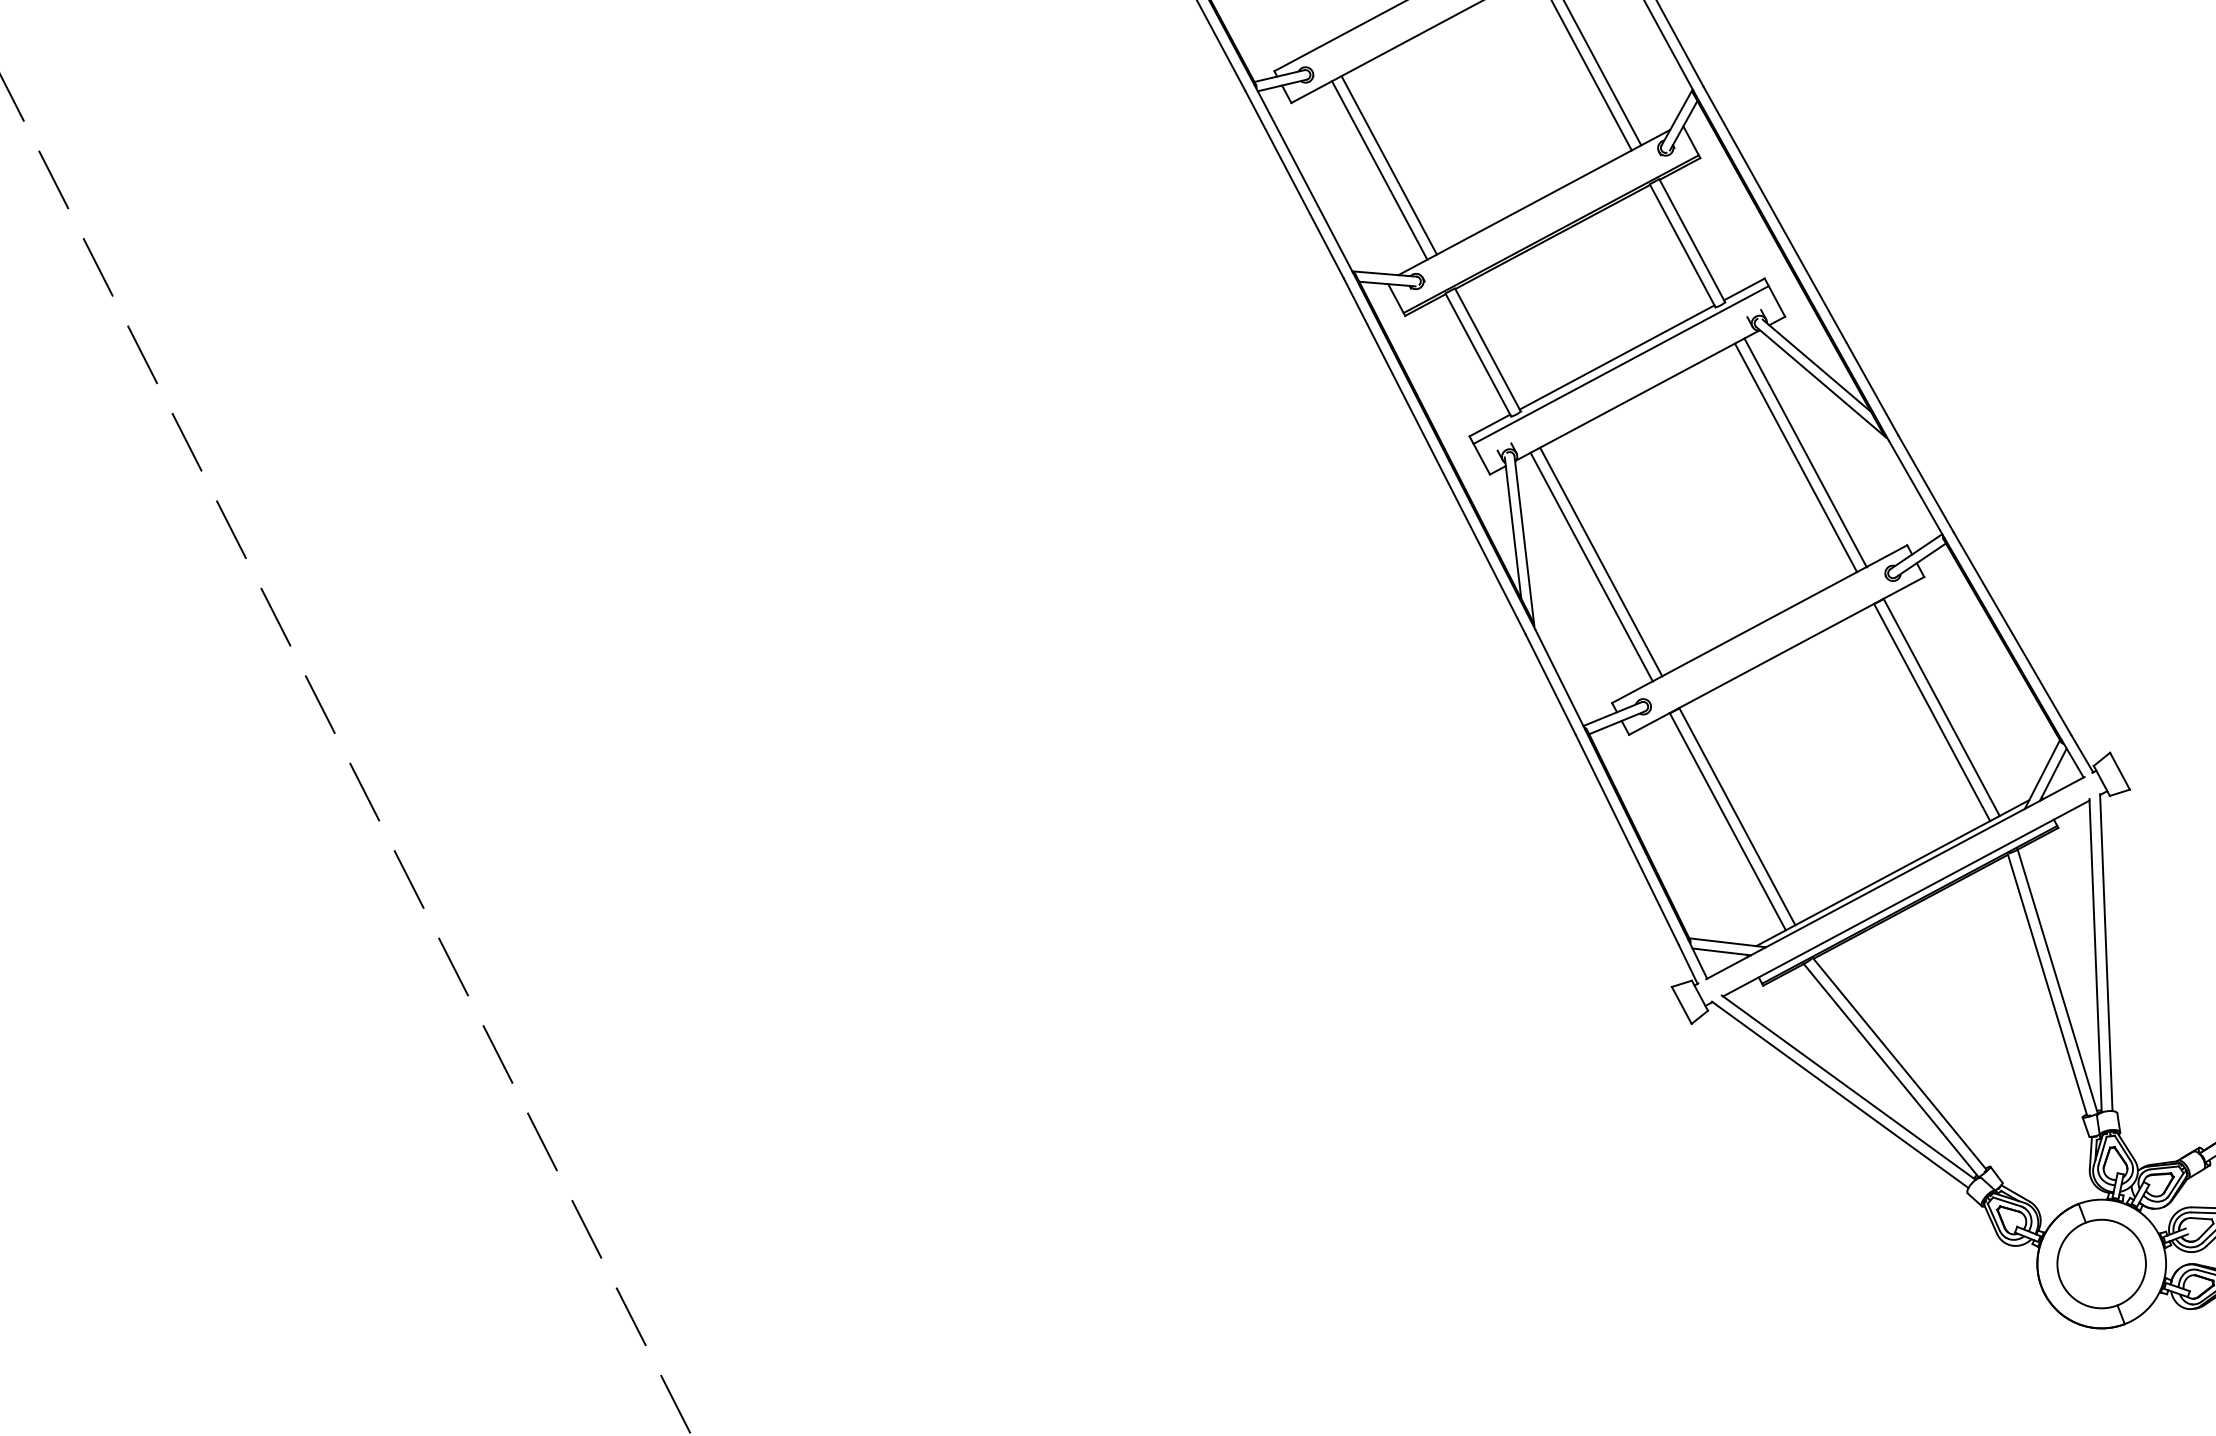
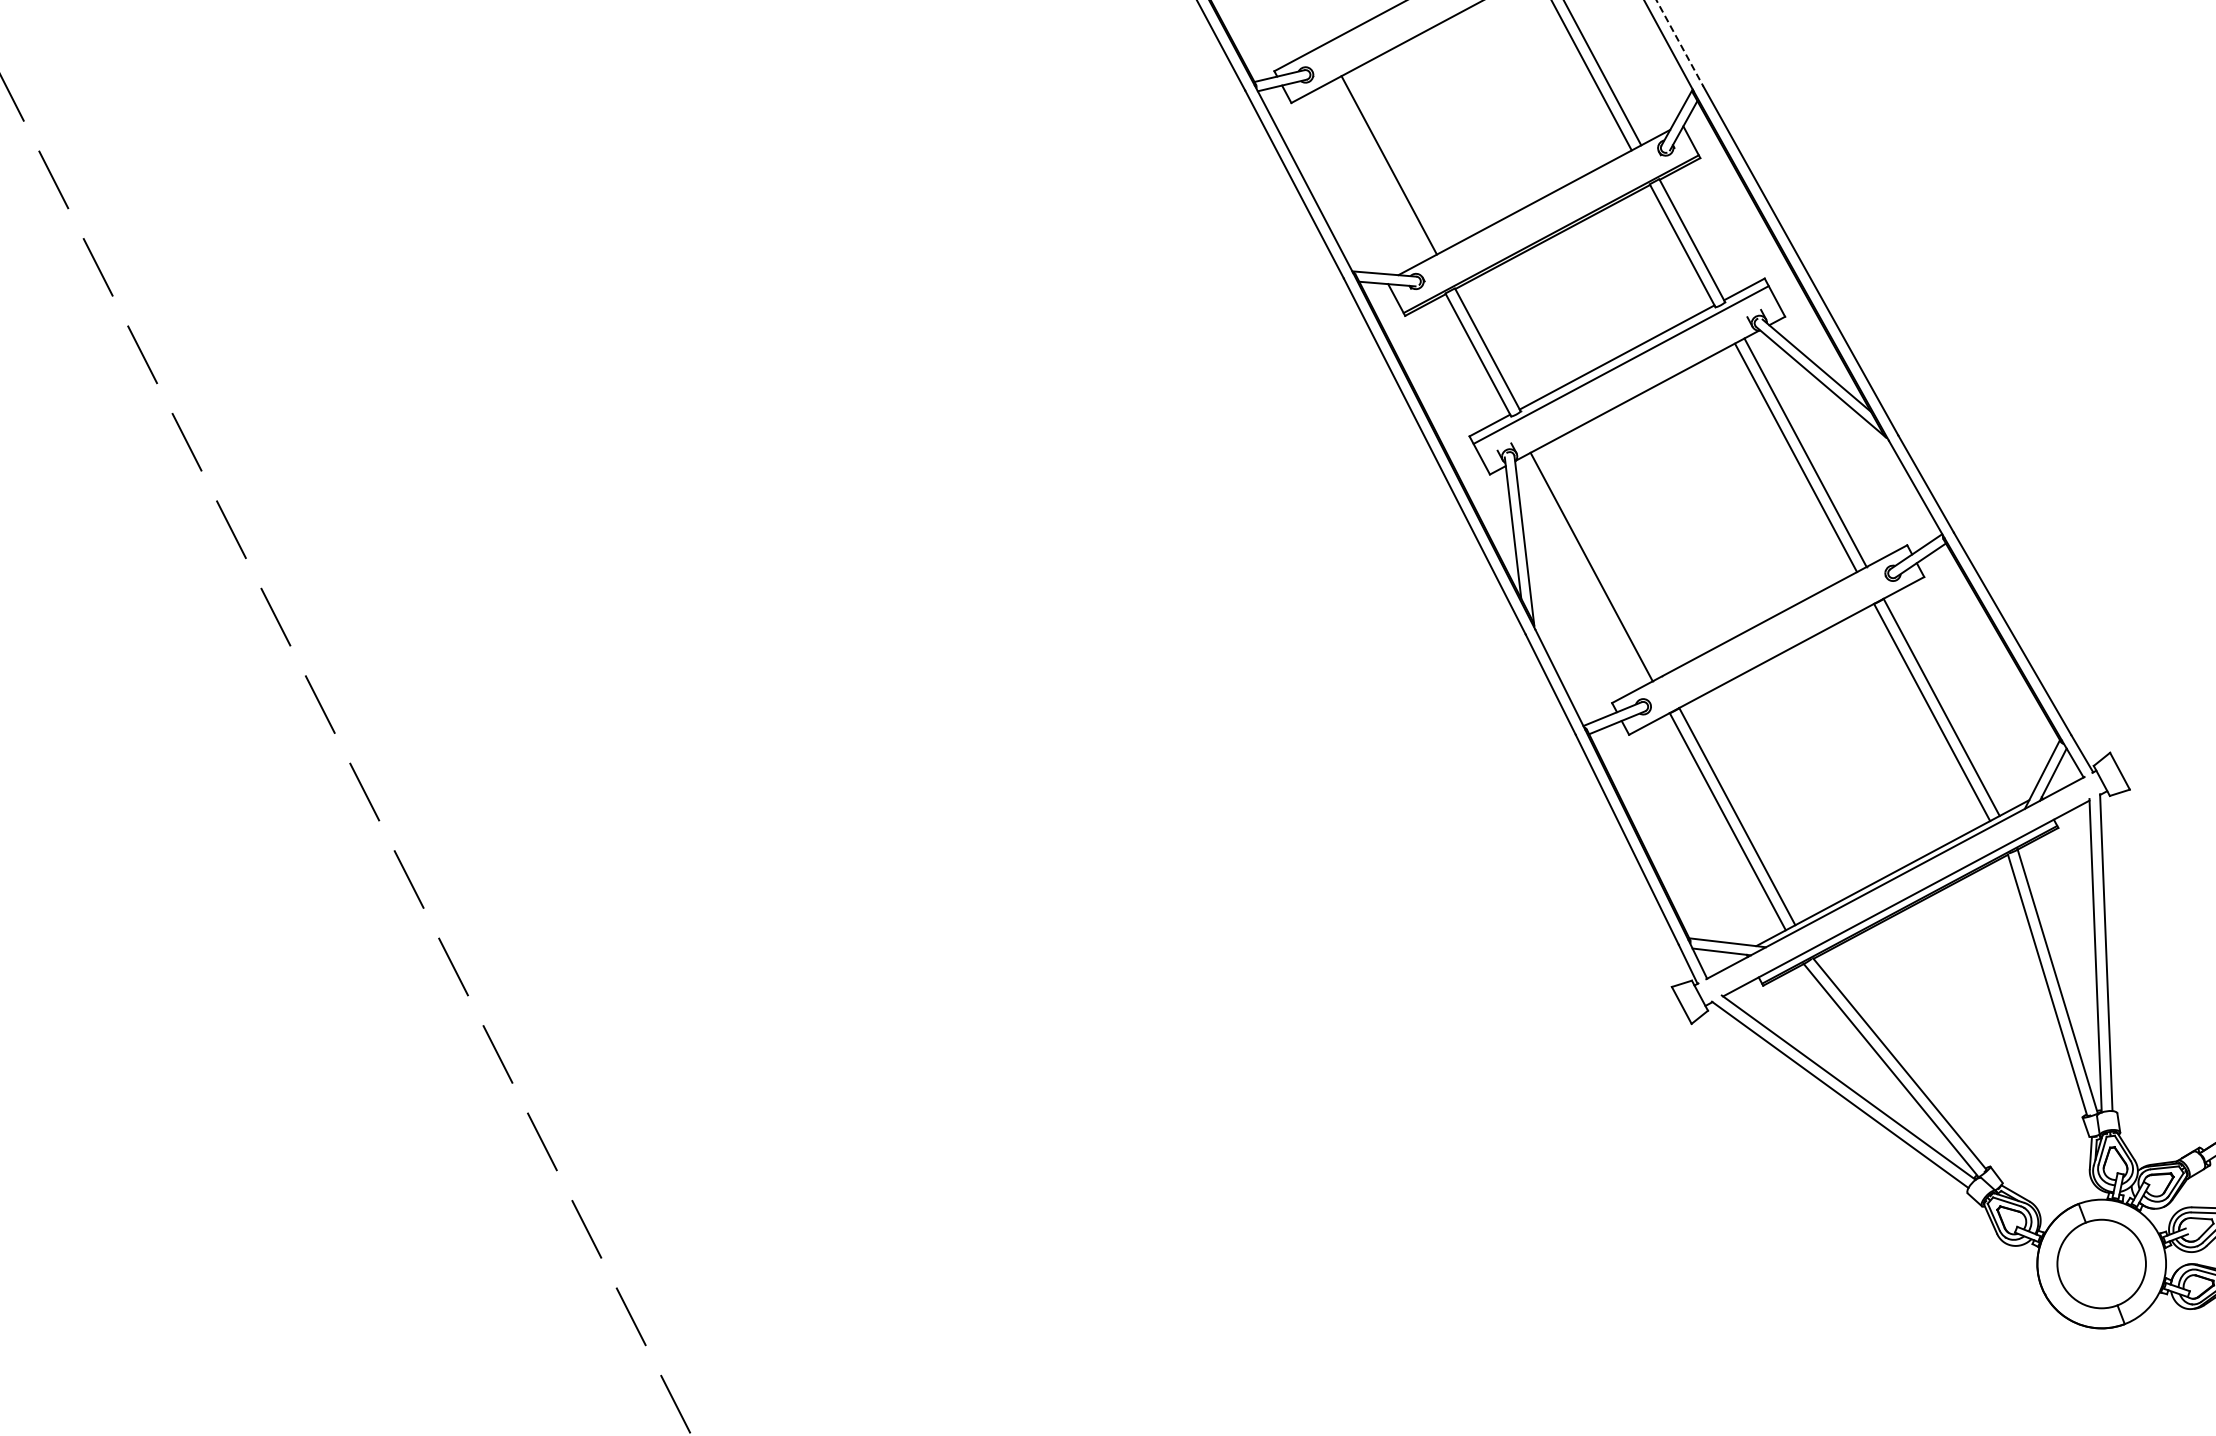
line: solid -> dashed (1679, 43)
line: present -> none (1379, 170)
line: present -> none (1601, 561)
